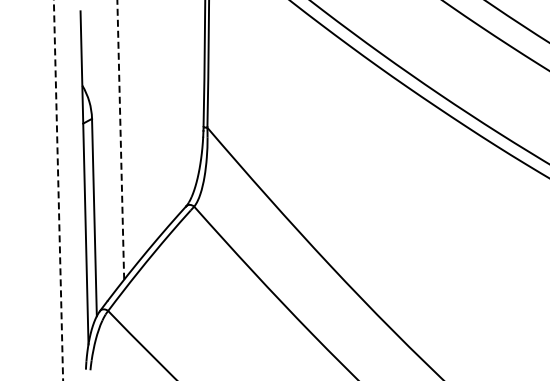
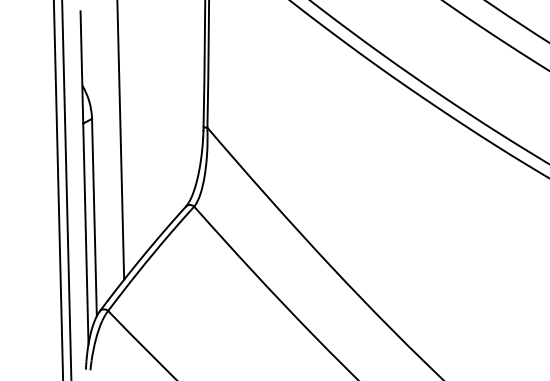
line: dashed -> solid (120, 139)
line: none -> present (66, 189)
line: dashed -> solid (58, 190)
